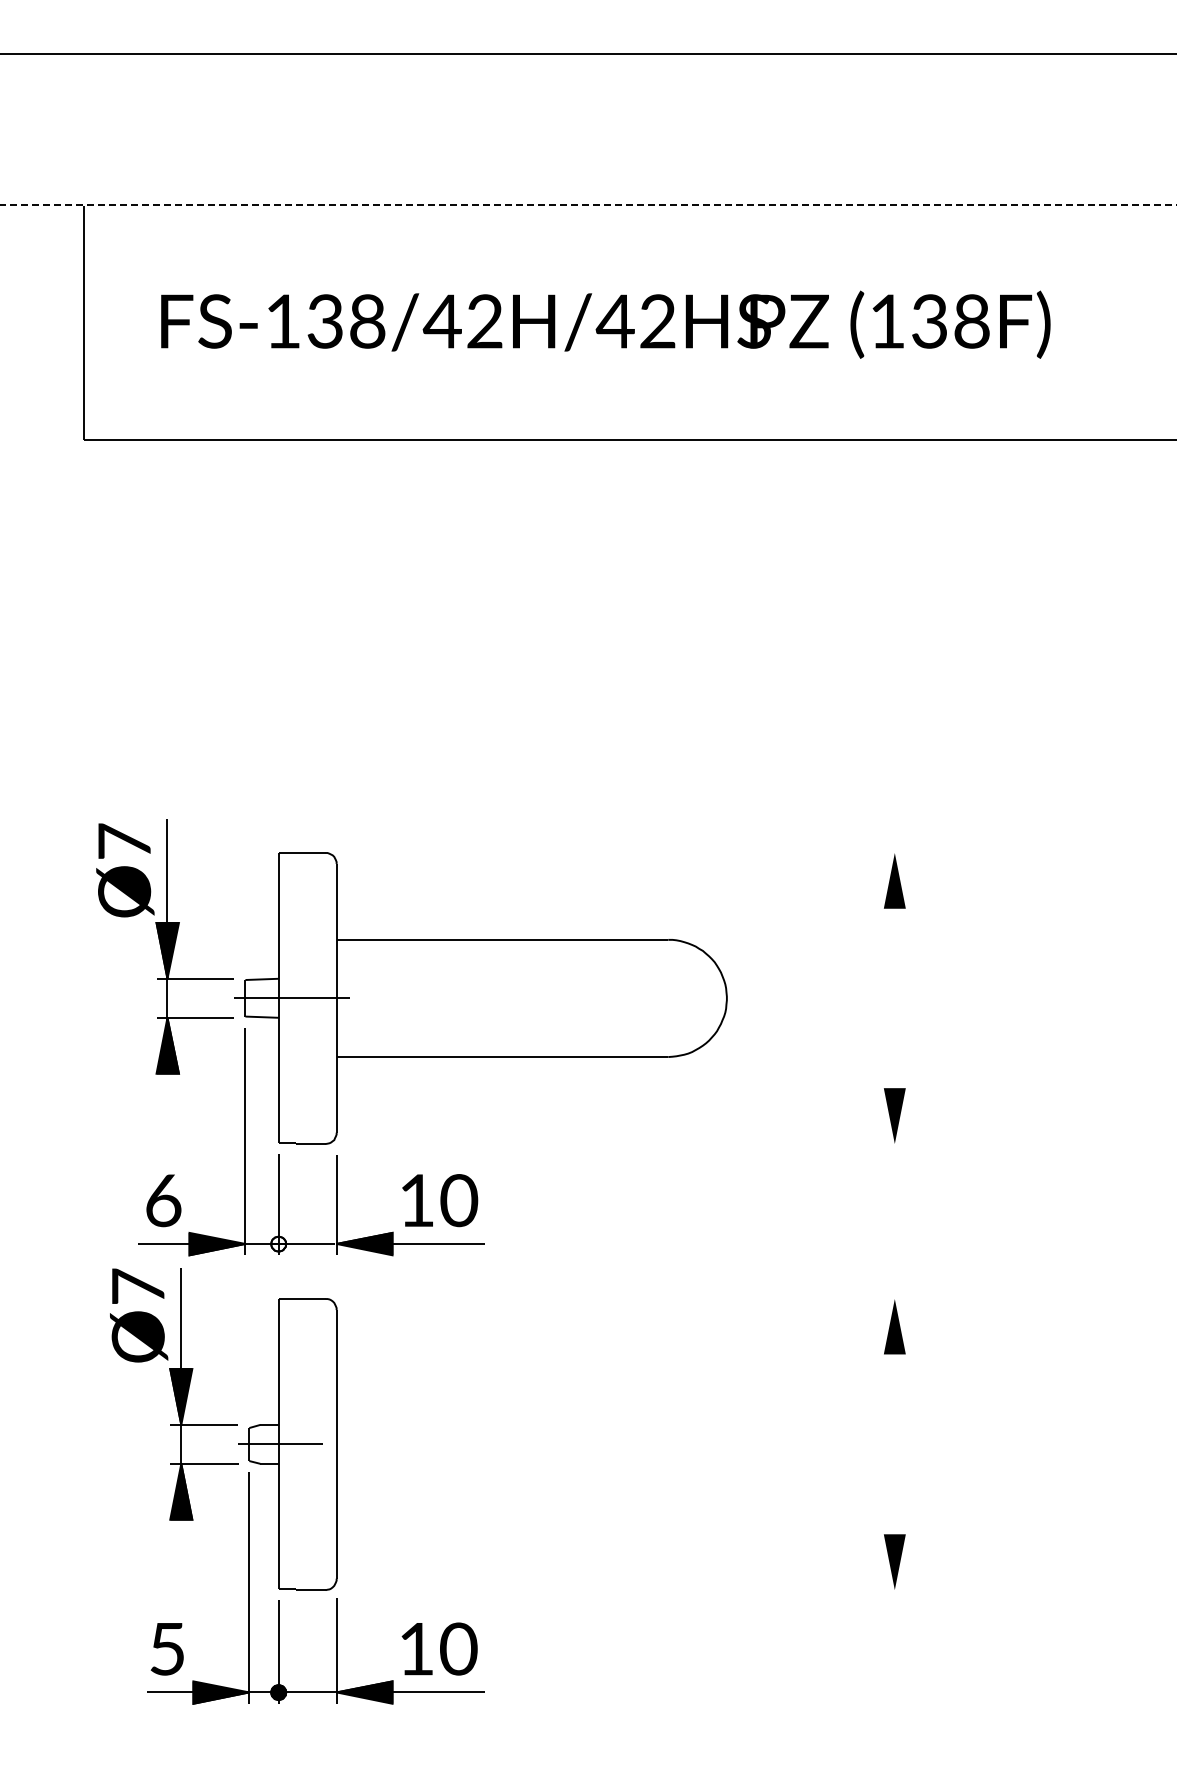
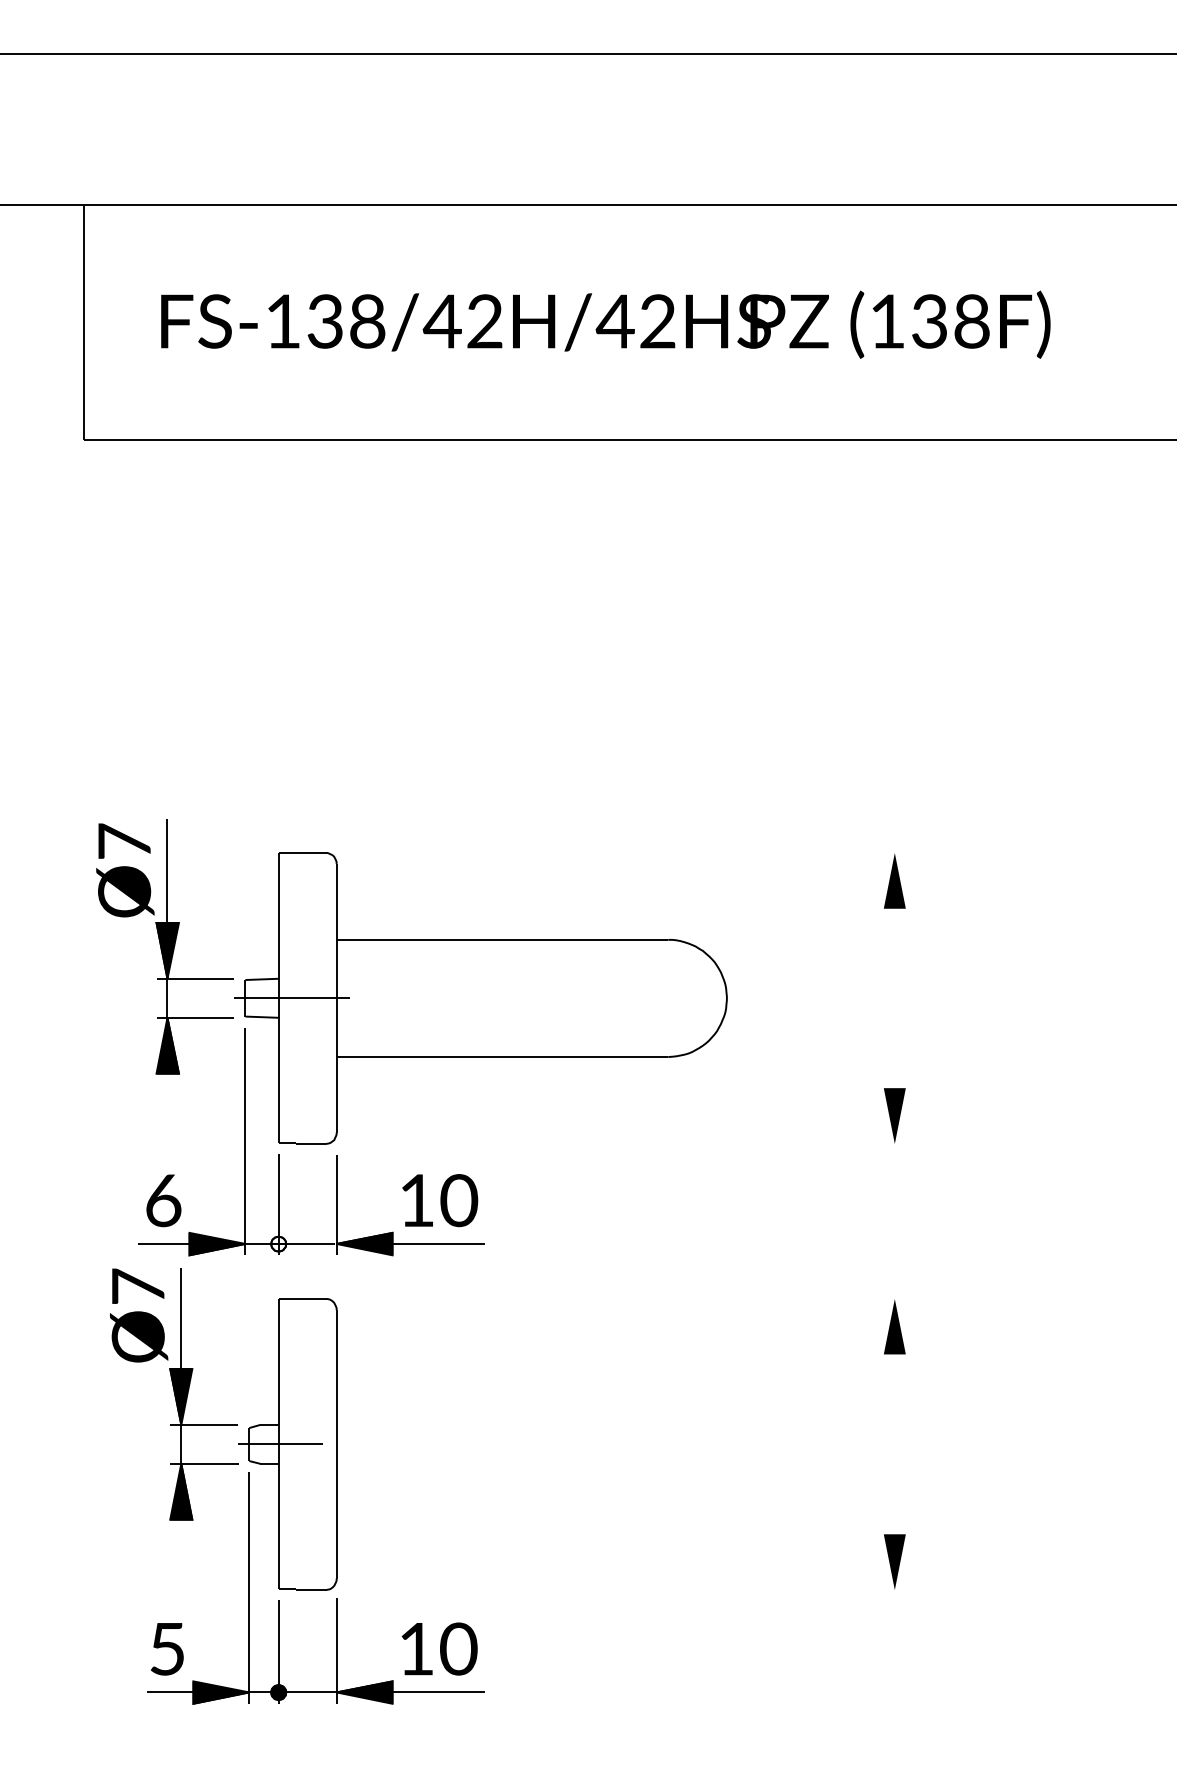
line: dashed -> solid (588, 205)
